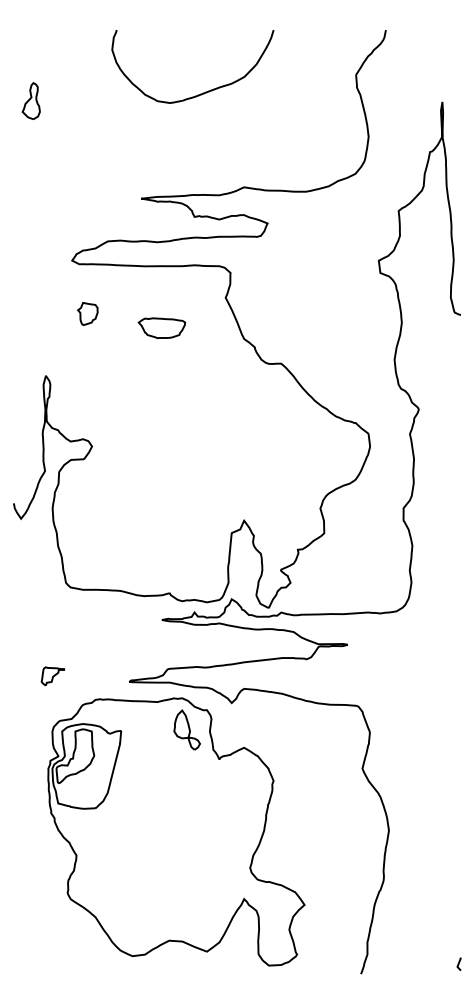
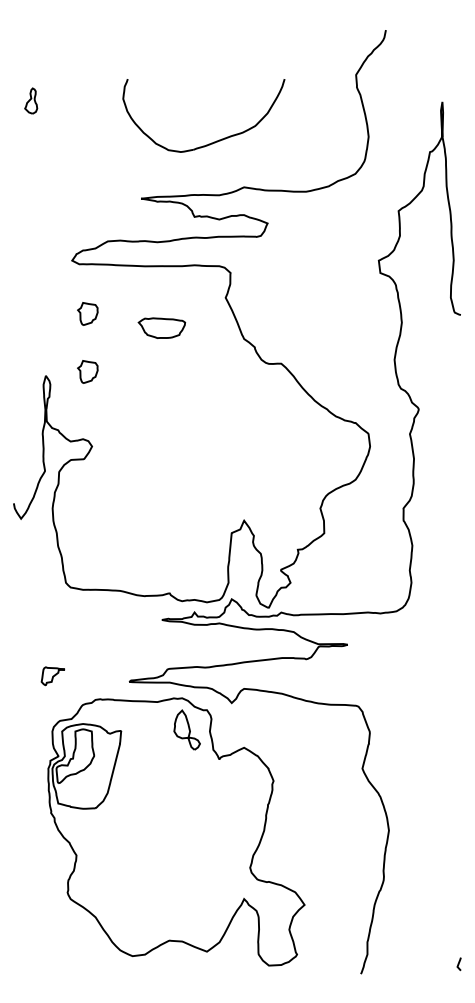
part position: (200, 93) -> (211, 142) (211, 142)
part size: 20x38 px -> 15x28 px (31, 100)
part: none -> present (87, 371)
